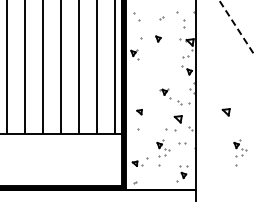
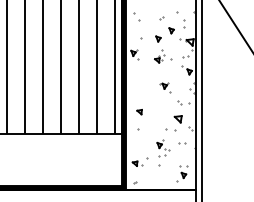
line: dashed -> solid (236, 26)
part: none -> present (171, 30)
part: none -> present (163, 56)
part position: (165, 93) -> (165, 87) (165, 87)
line: none -> present (202, 100)
part: present -> none (225, 112)
part: present -> none (240, 152)
